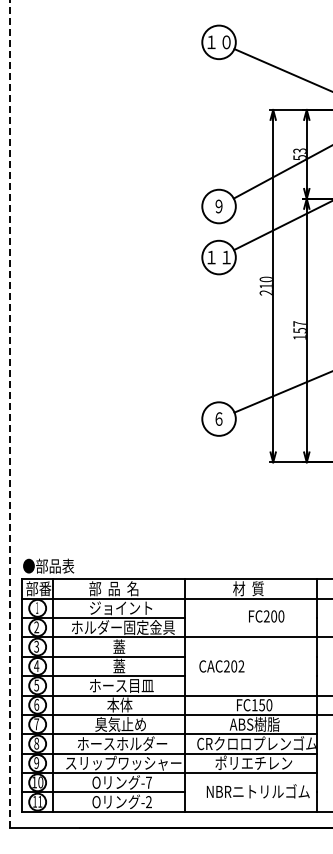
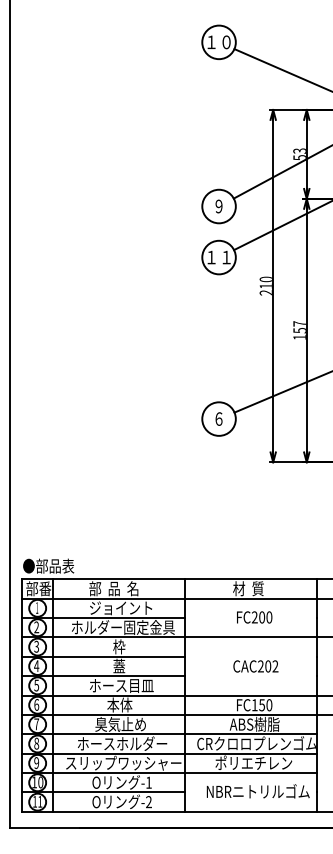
line: dashed -> solid (9, 414)
text position: (266, 616) -> (254, 617) (254, 617)
text: 蓋 -> 枠 (119, 646)
text position: (221, 666) -> (255, 666) (255, 666)
text: -7 -> -1 (148, 782)
